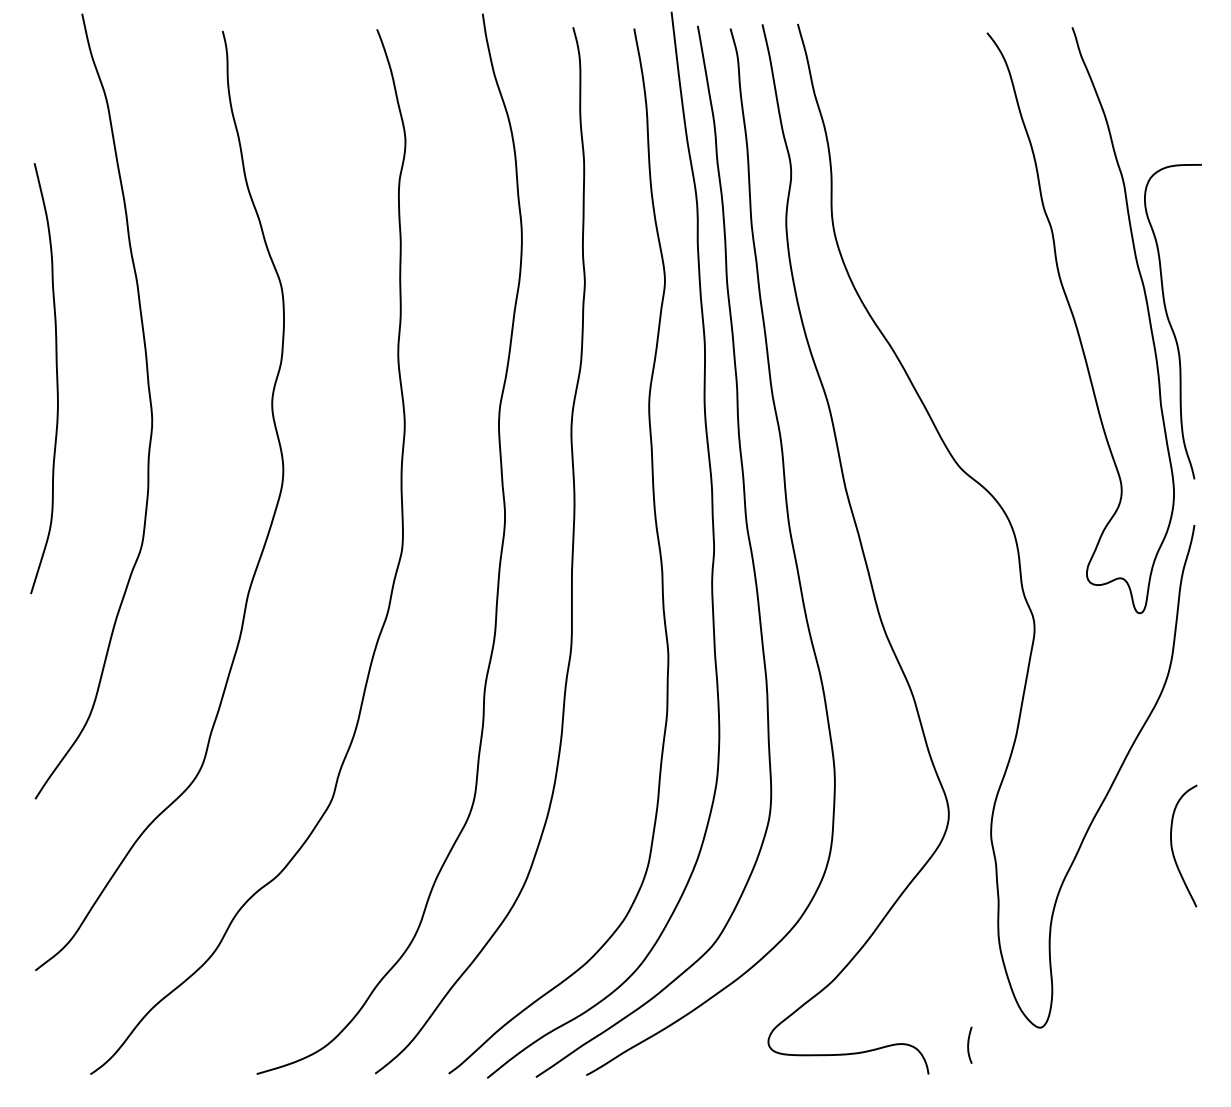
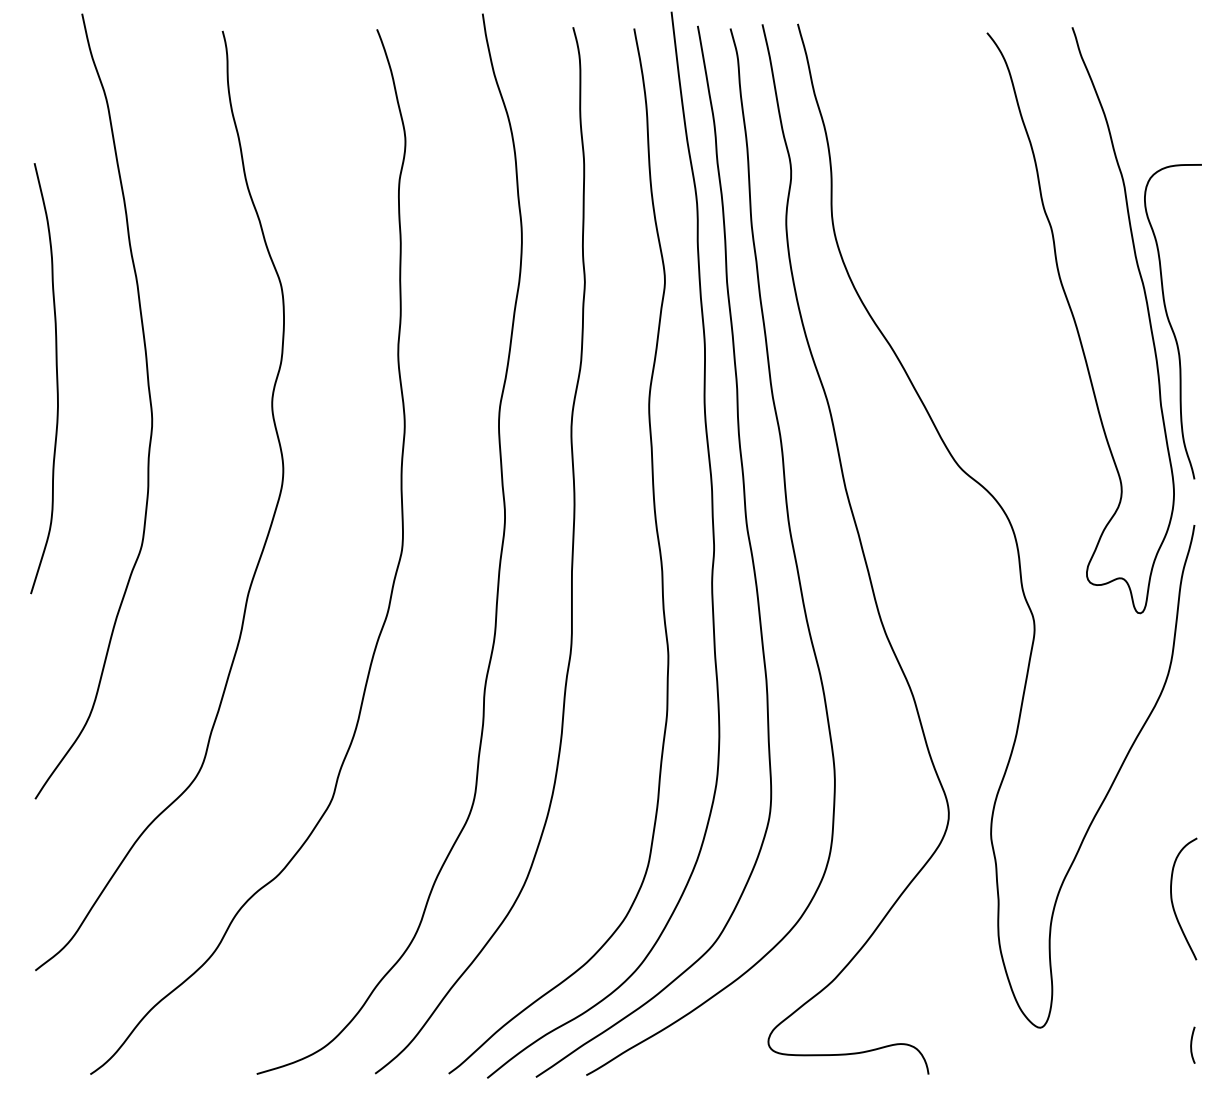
curve position: (1172, 845) -> (1172, 898) (1172, 898)
curve position: (969, 1044) -> (1192, 1044) (1192, 1044)
